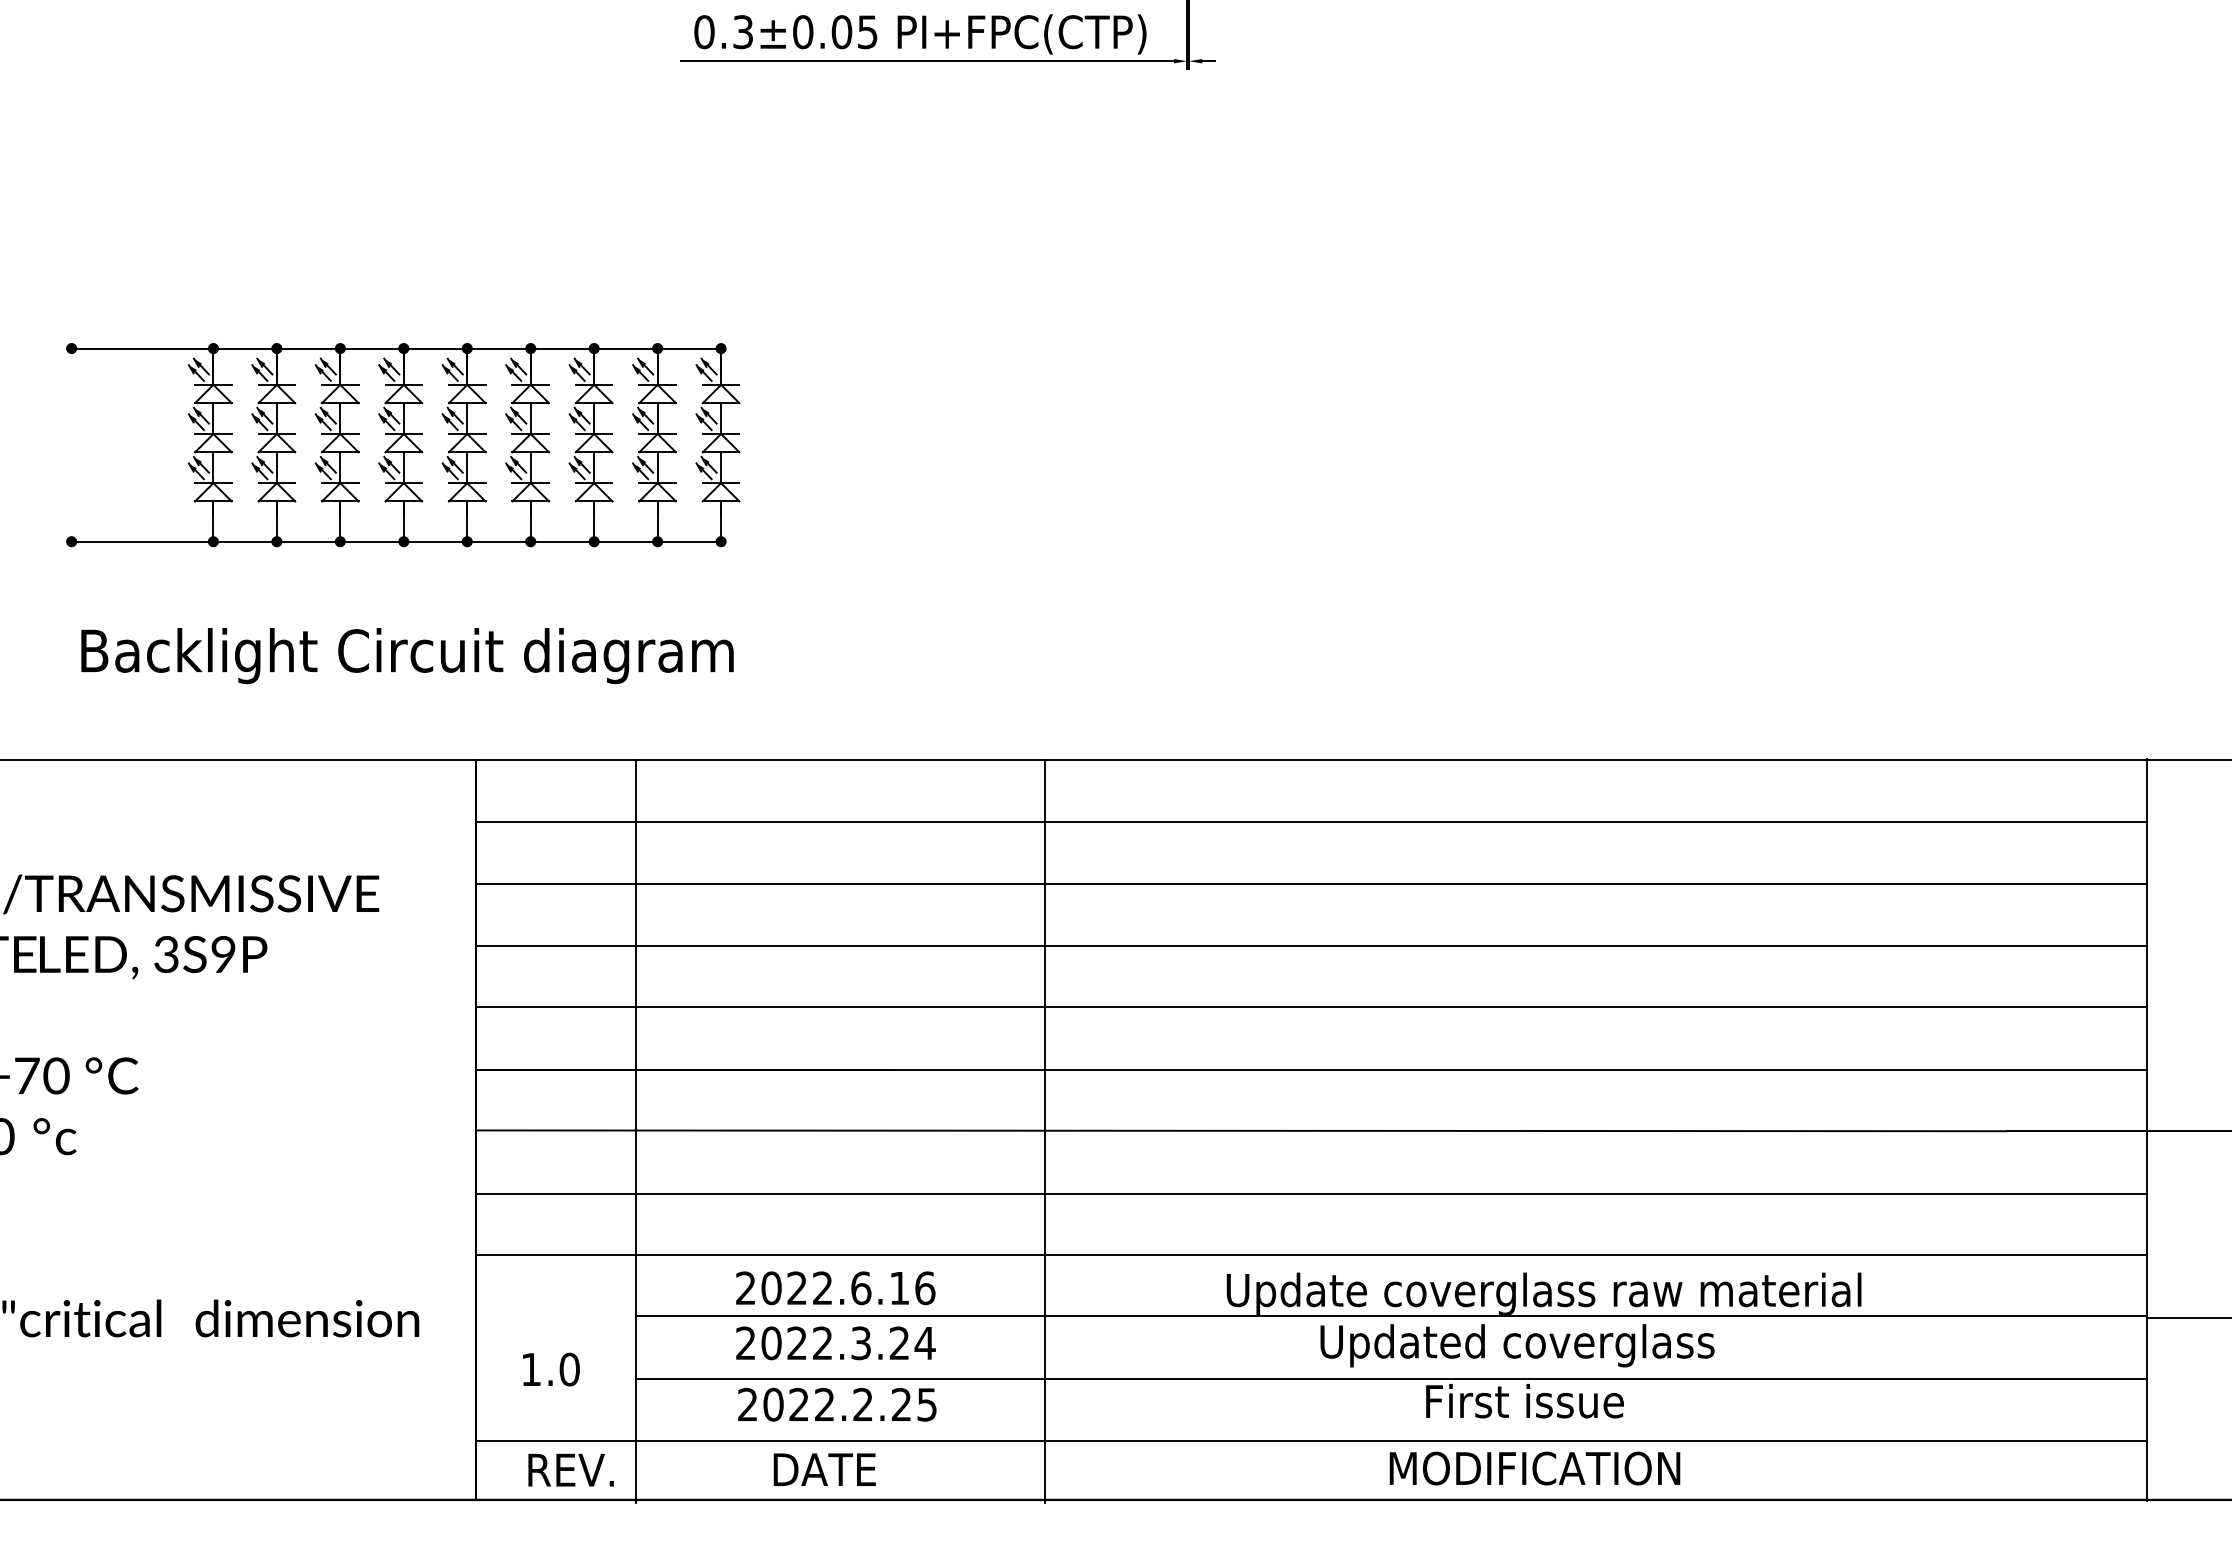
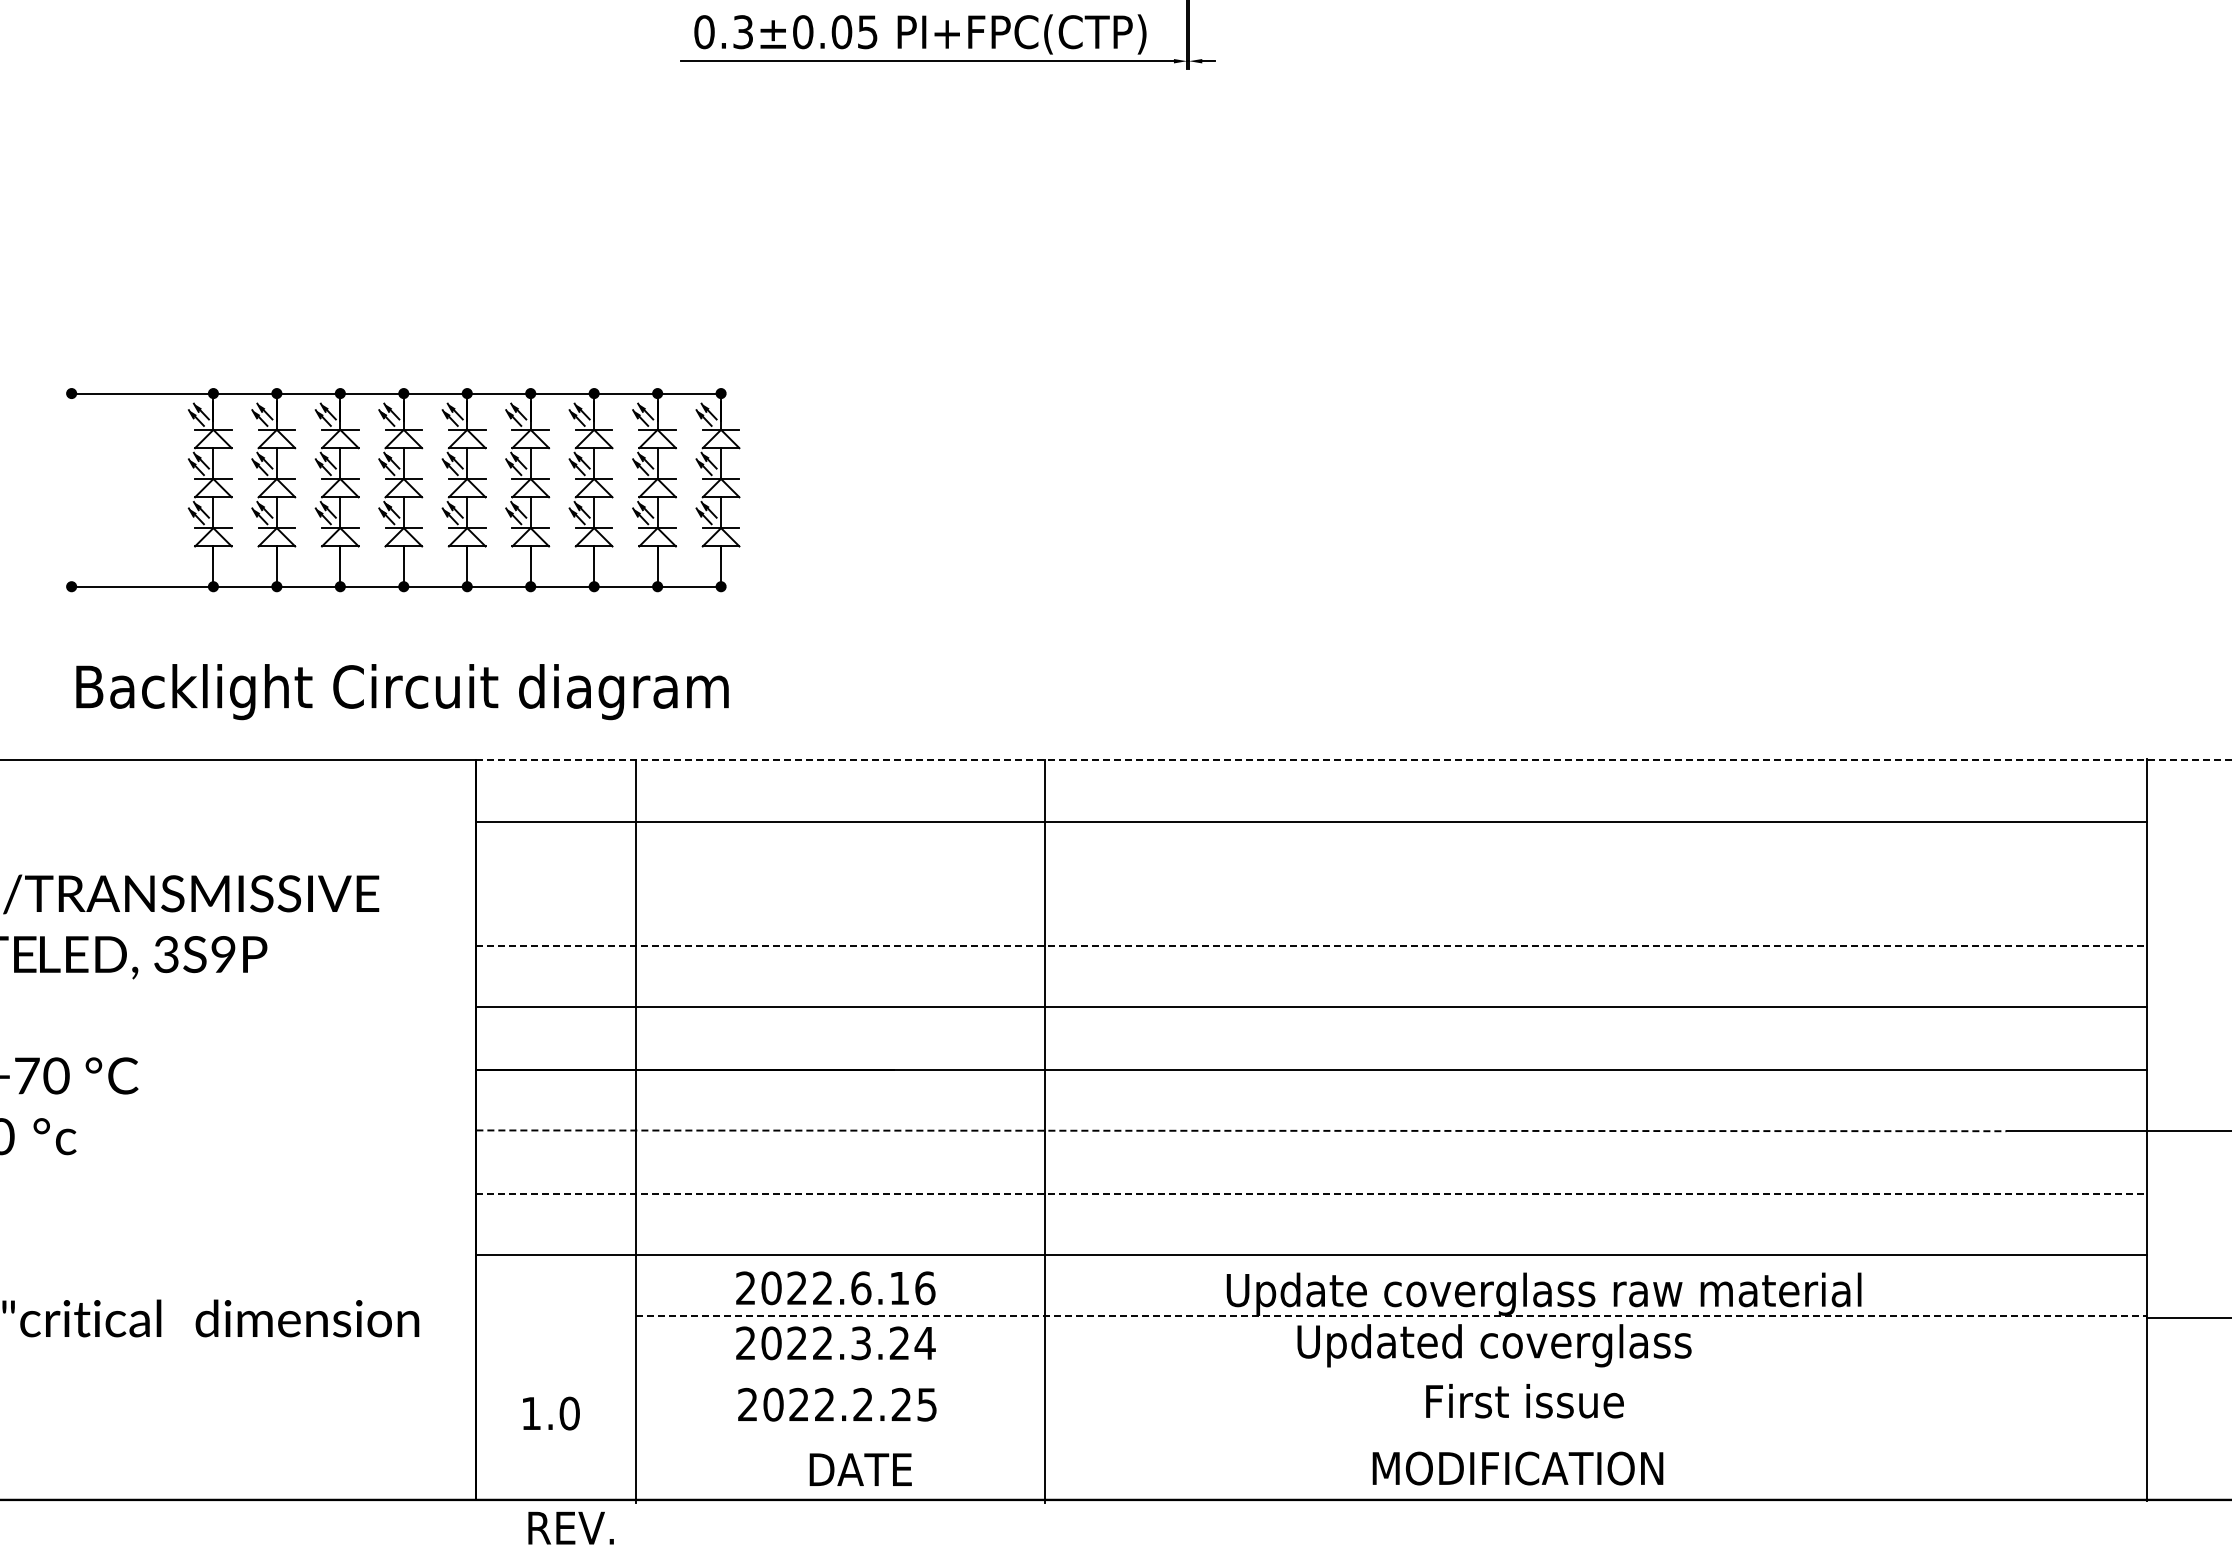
part position: (403, 445) -> (403, 490) (403, 490)
text position: (407, 656) -> (402, 692) (402, 692)
line: solid -> dashed (1354, 759)
line: present -> none (1311, 883)
line: solid -> dashed (1312, 946)
line: solid -> dashed (1241, 1130)
line: solid -> dashed (1312, 1193)
line: solid -> dashed (1391, 1316)
text position: (1517, 1345) -> (1494, 1345) (1494, 1345)
text position: (551, 1369) -> (551, 1413) (551, 1413)
line: present -> none (1391, 1378)
line: present -> none (1311, 1441)
text position: (1534, 1468) -> (1517, 1468) (1517, 1468)
text position: (570, 1469) -> (570, 1527) (570, 1527)
text position: (824, 1469) -> (860, 1469) (860, 1469)
